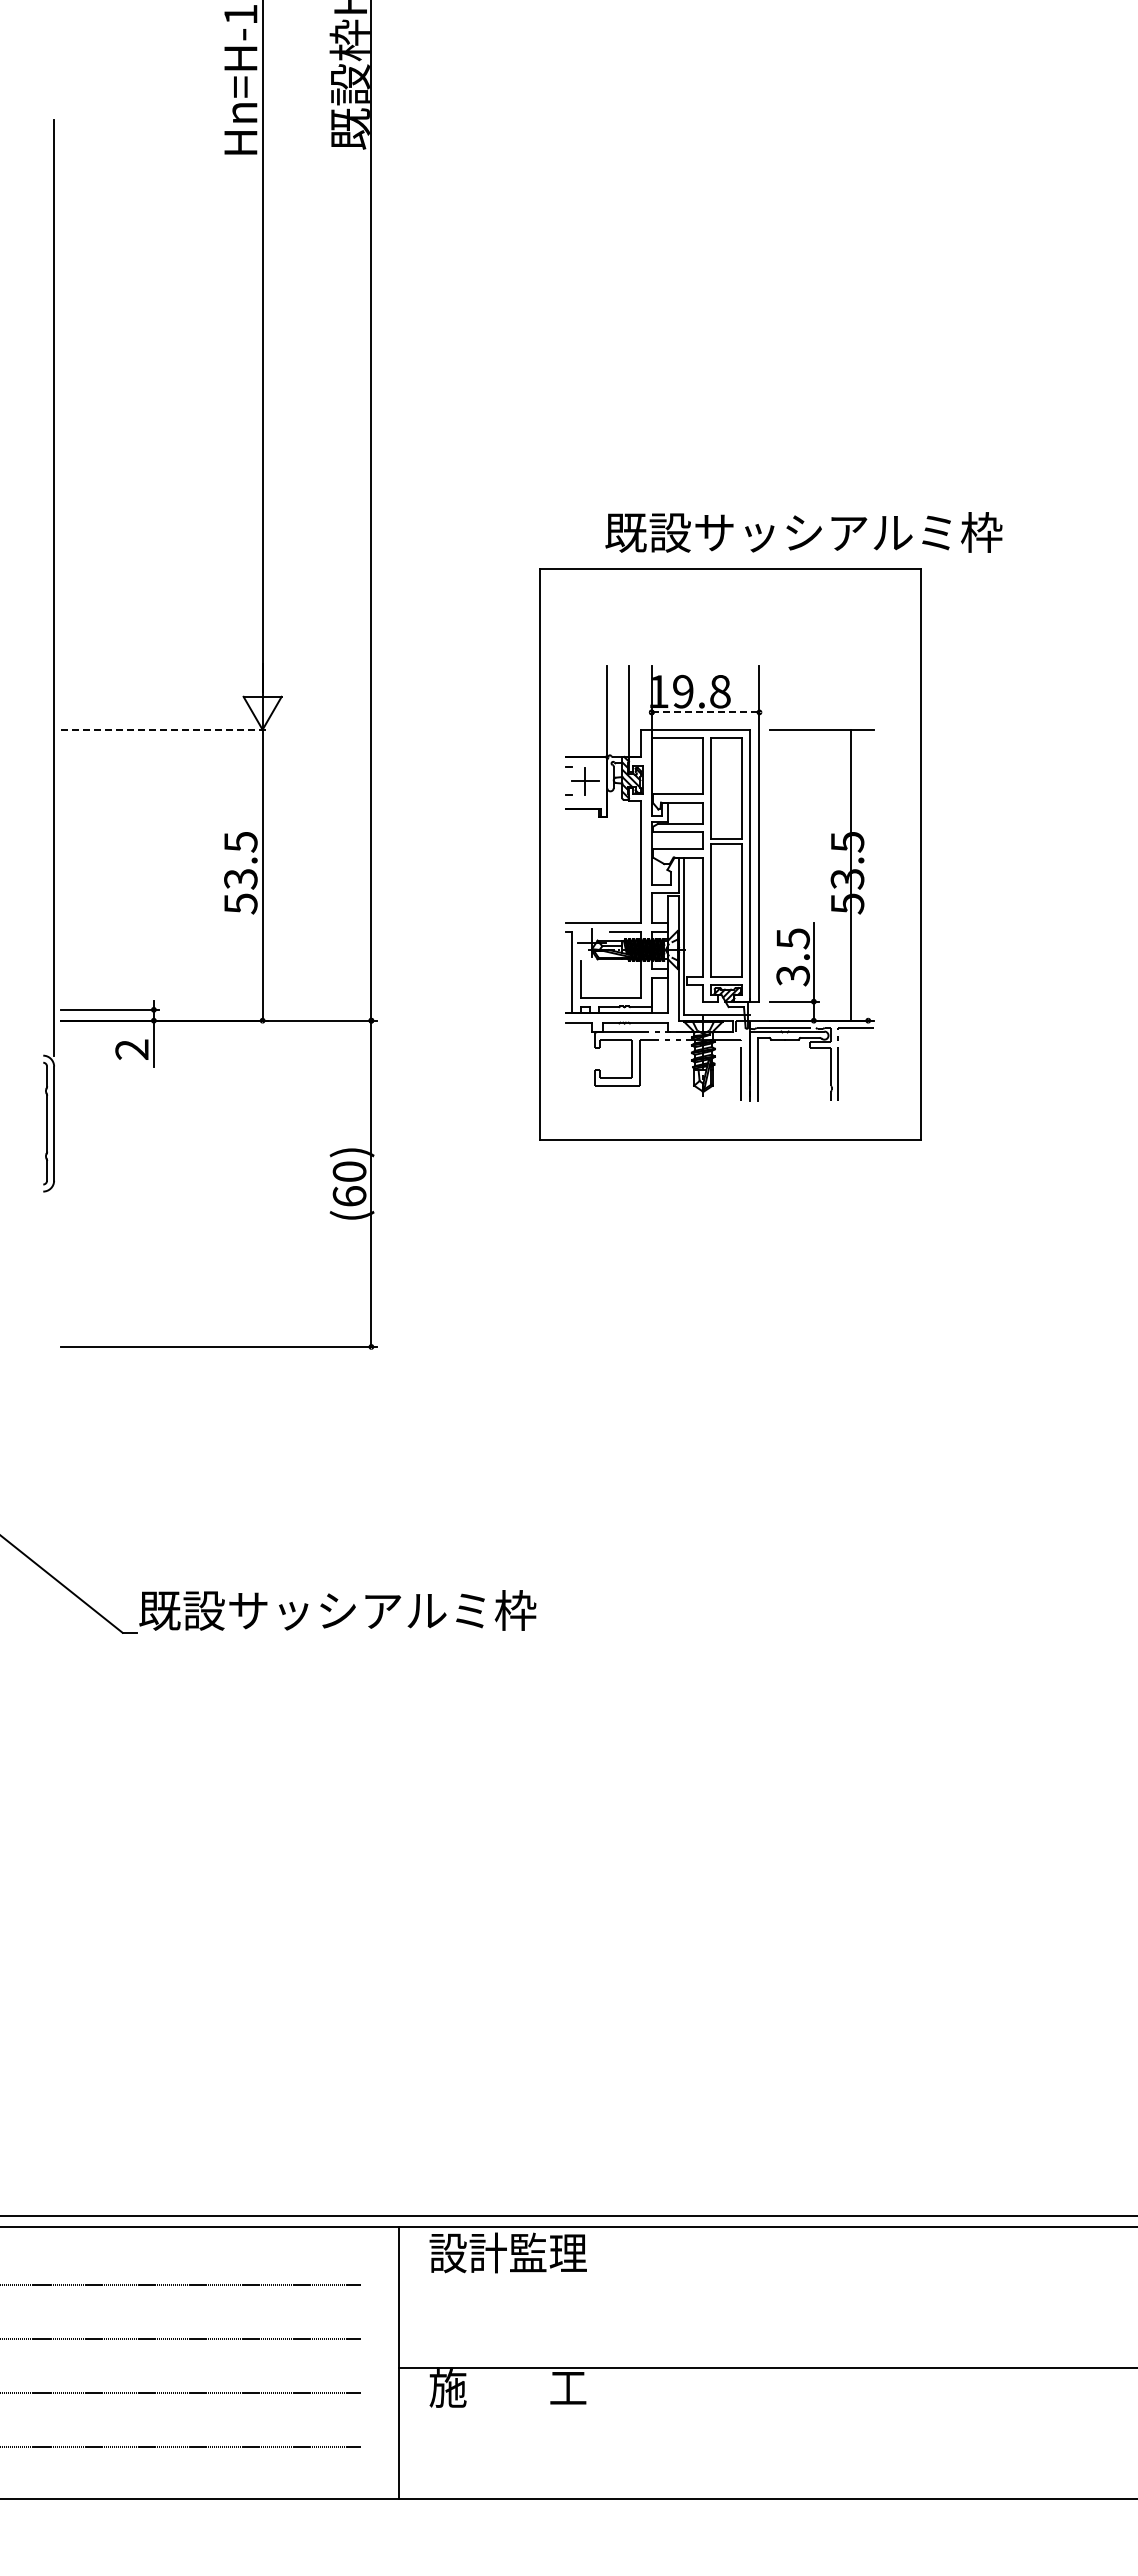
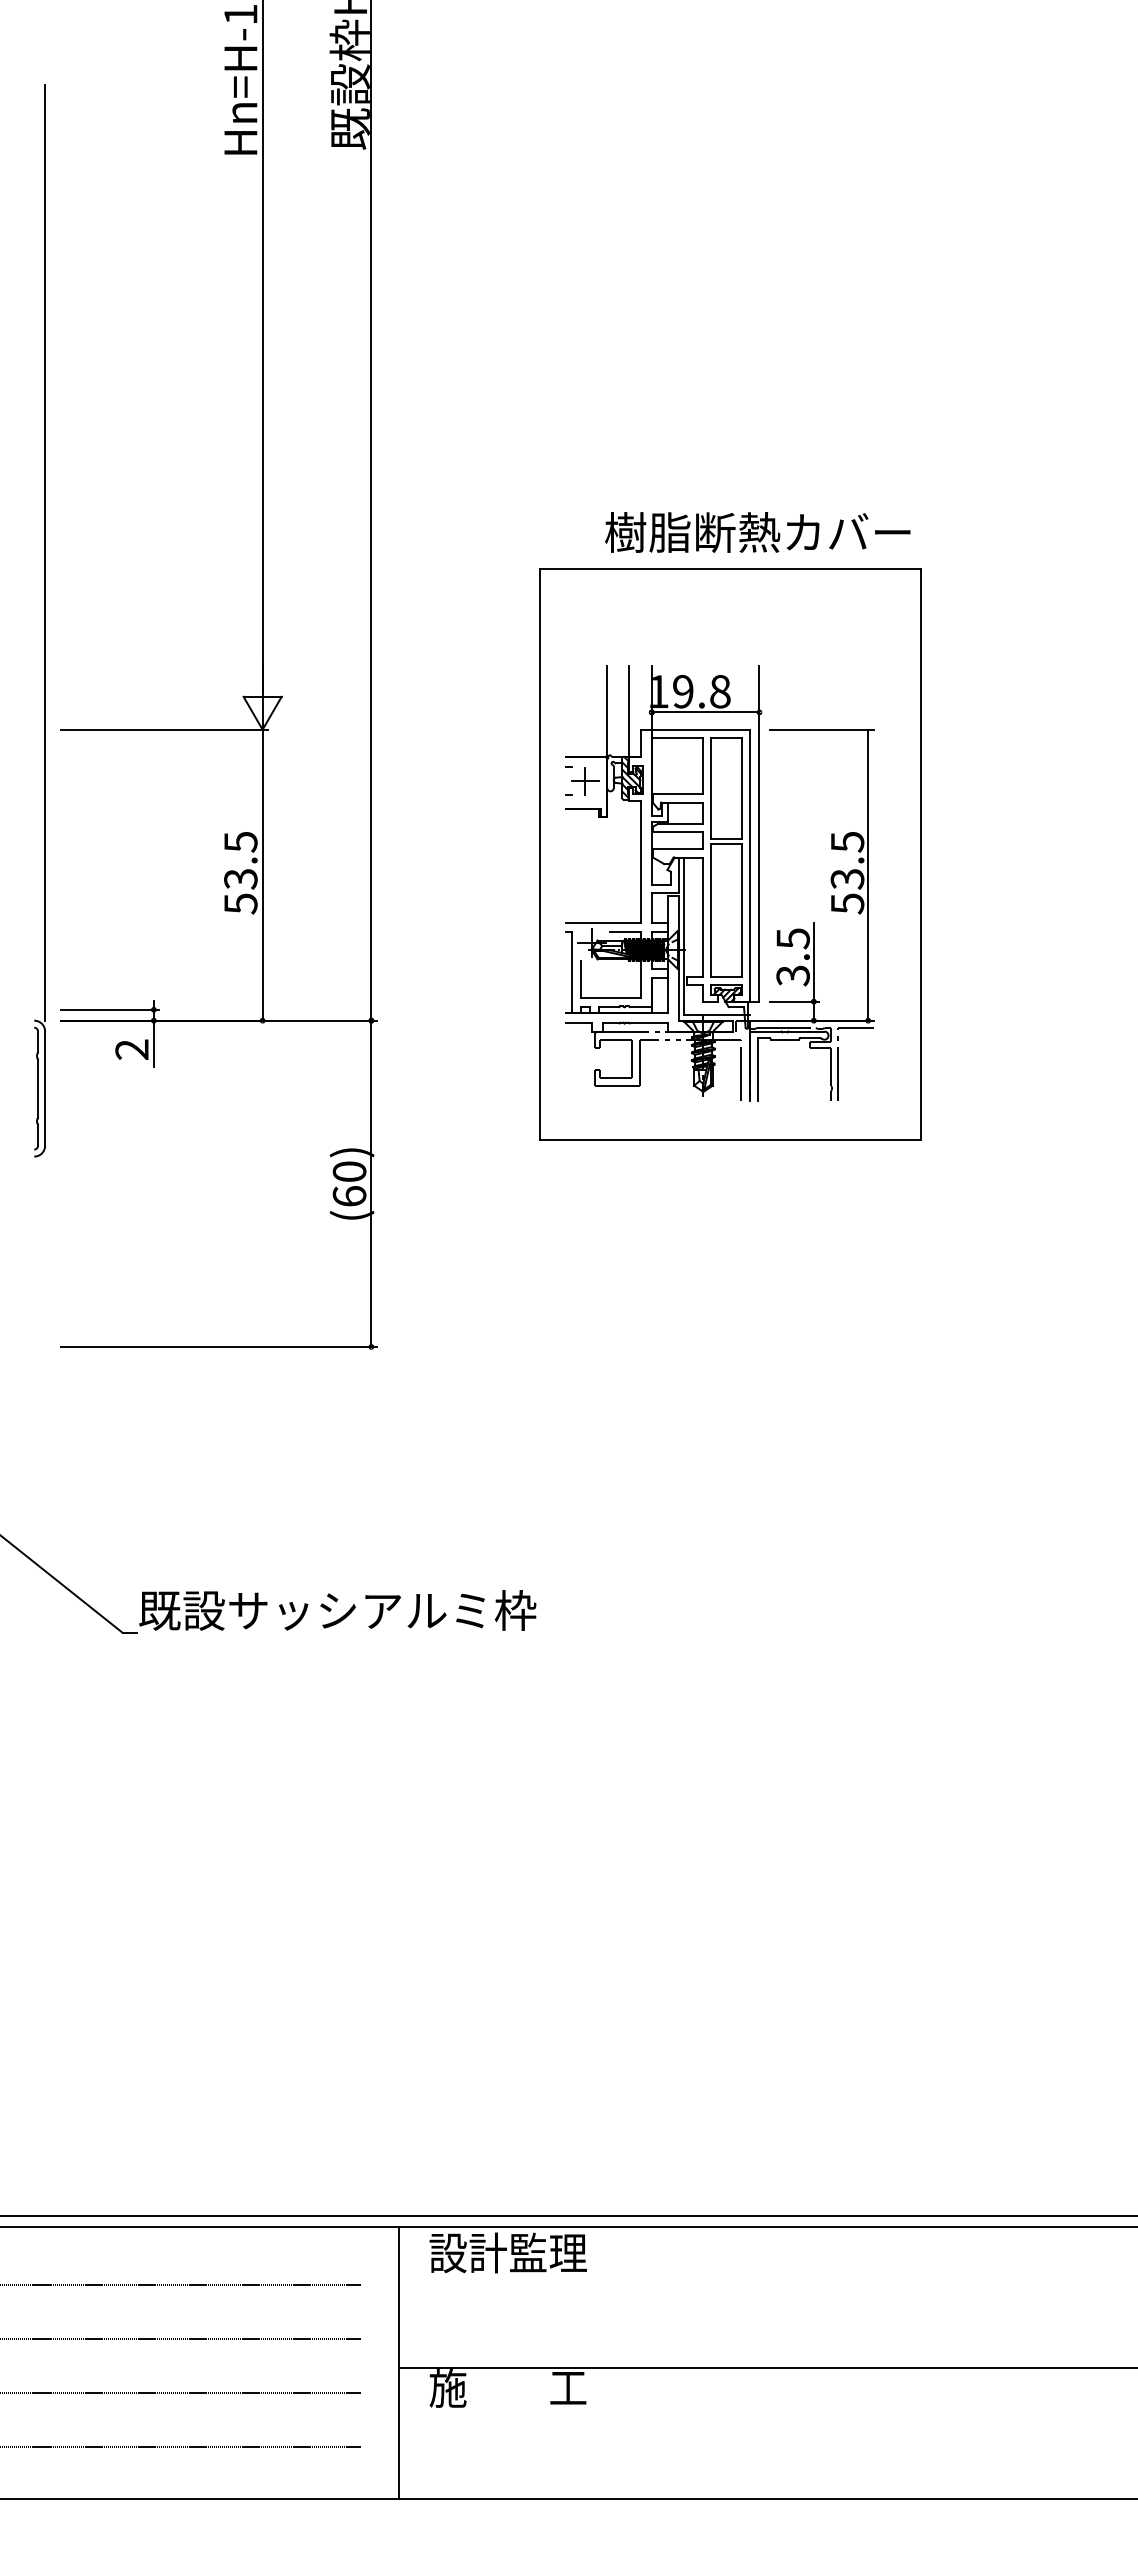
text: 既設サッシアルミ枠 -> 樹脂断熱カバー (803, 532)
part position: (48, 655) -> (39, 620) (39, 620)
line: dashed -> solid (705, 712)
line: dashed -> solid (165, 729)
line position: (851, 874) -> (868, 874) (868, 874)
